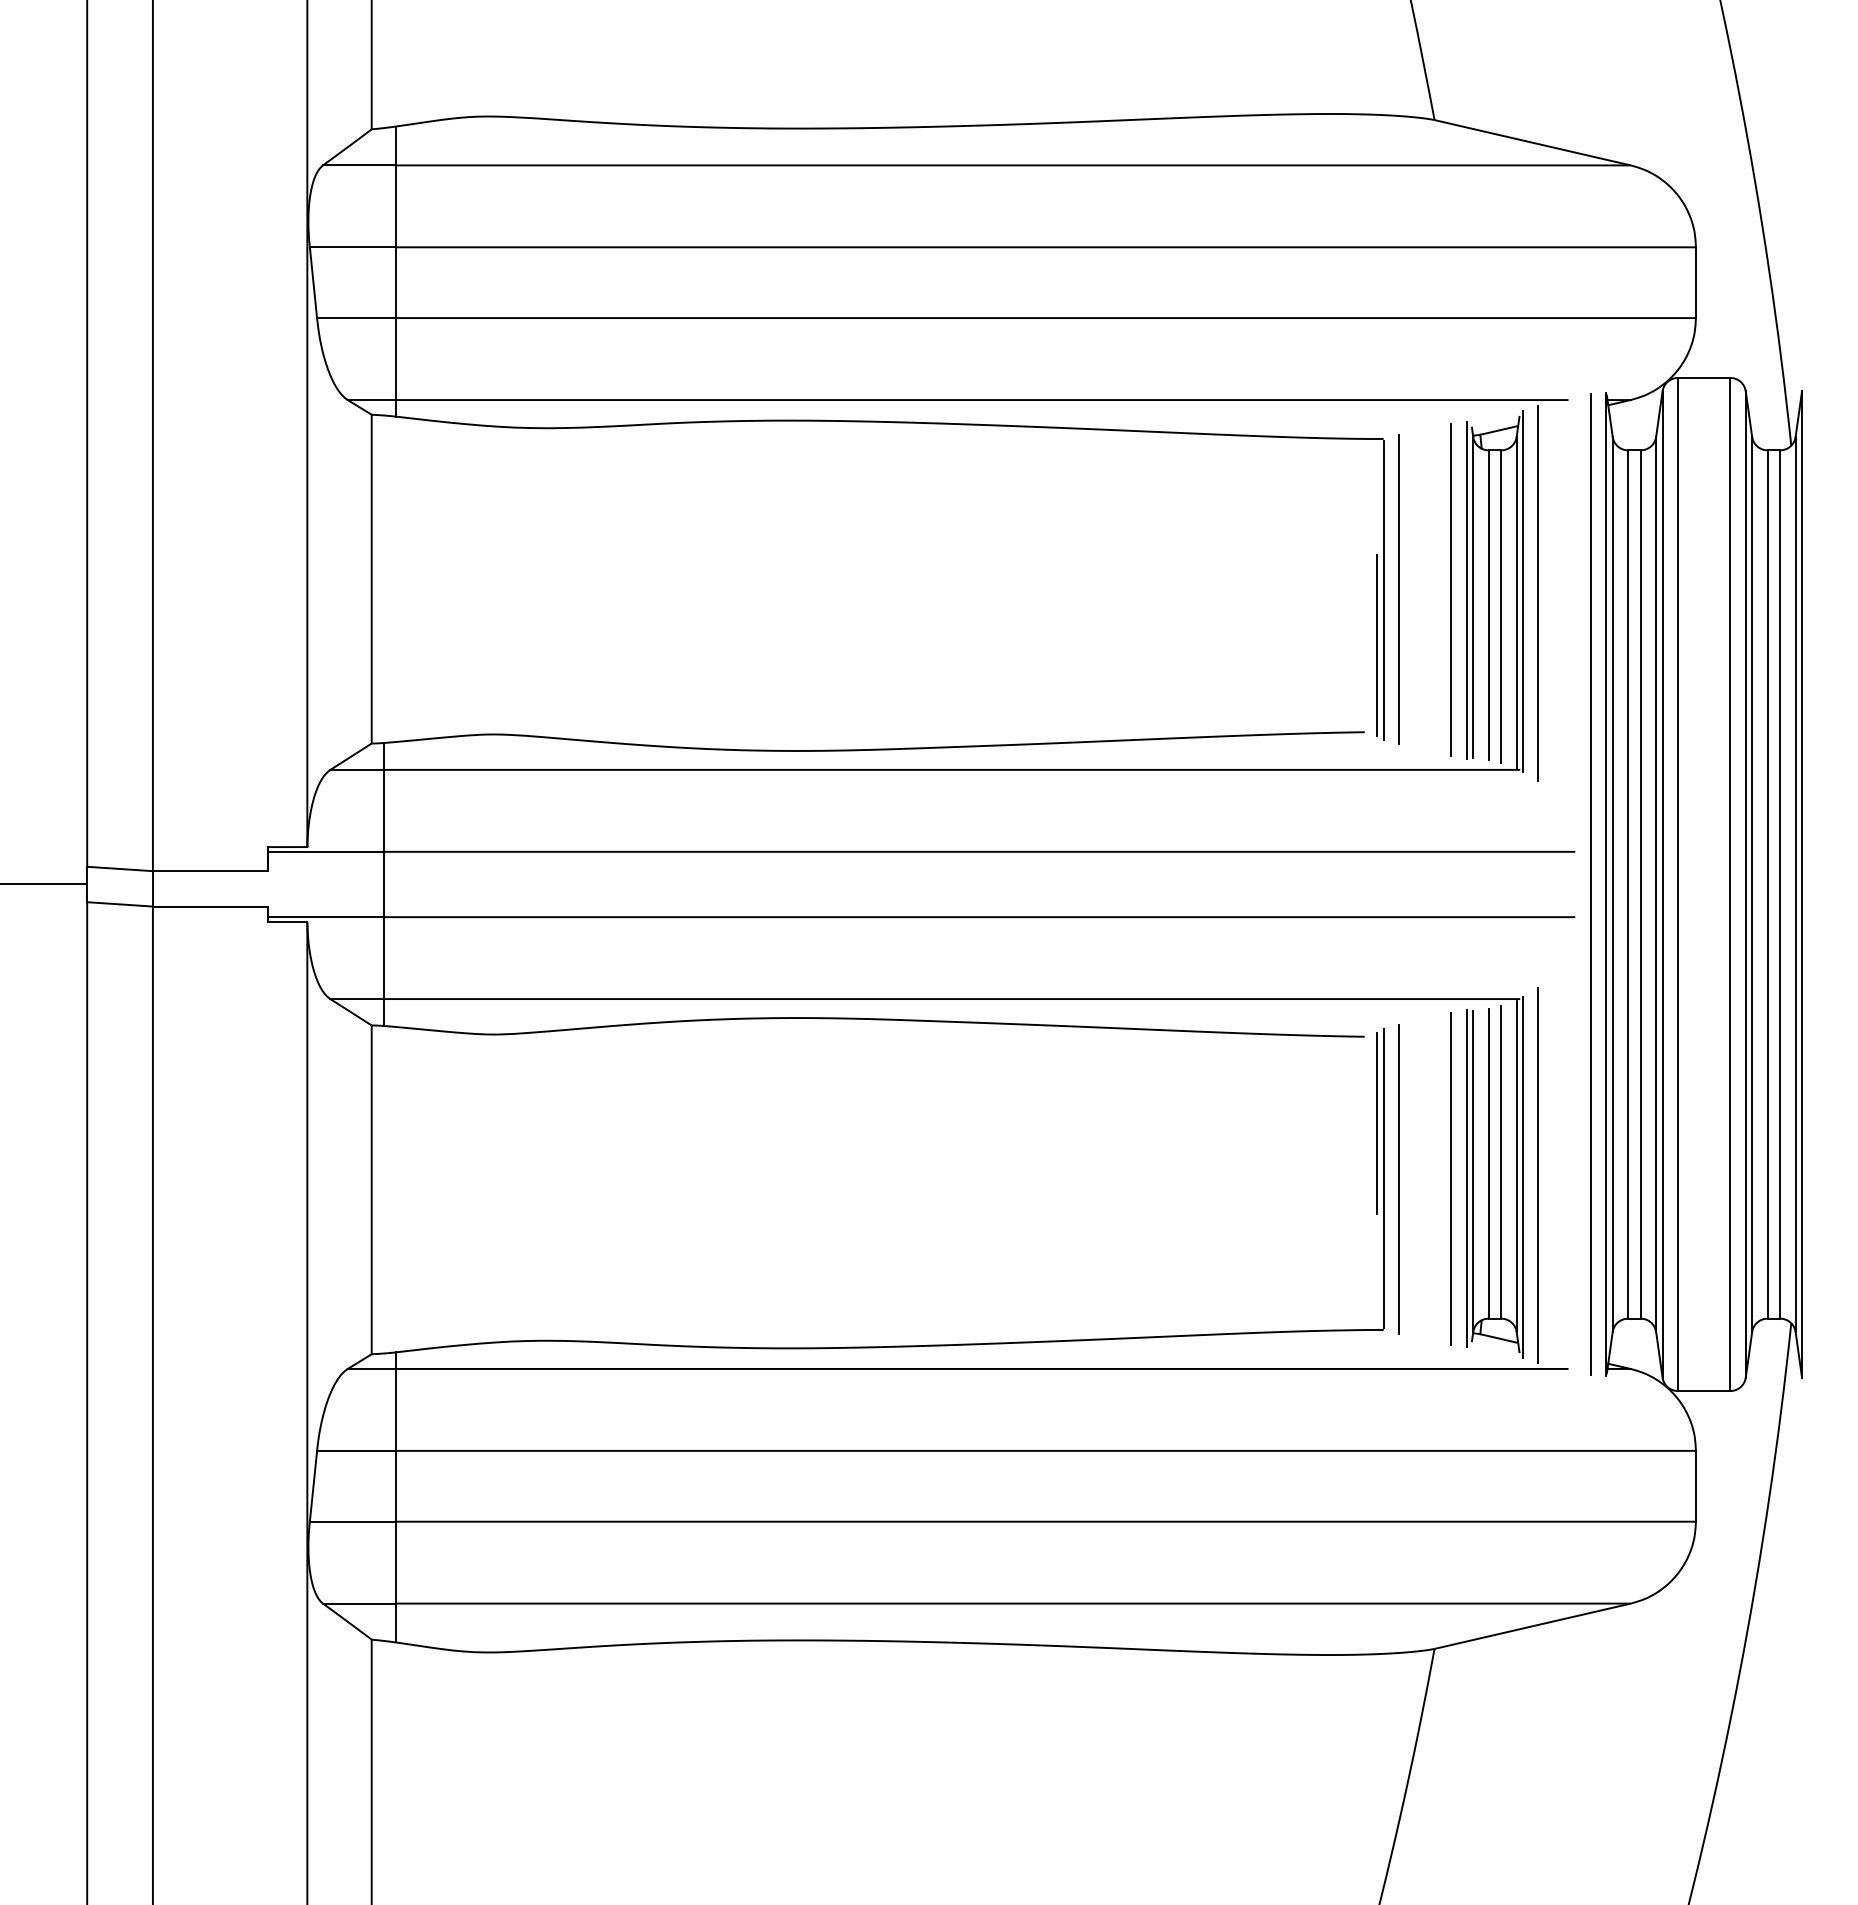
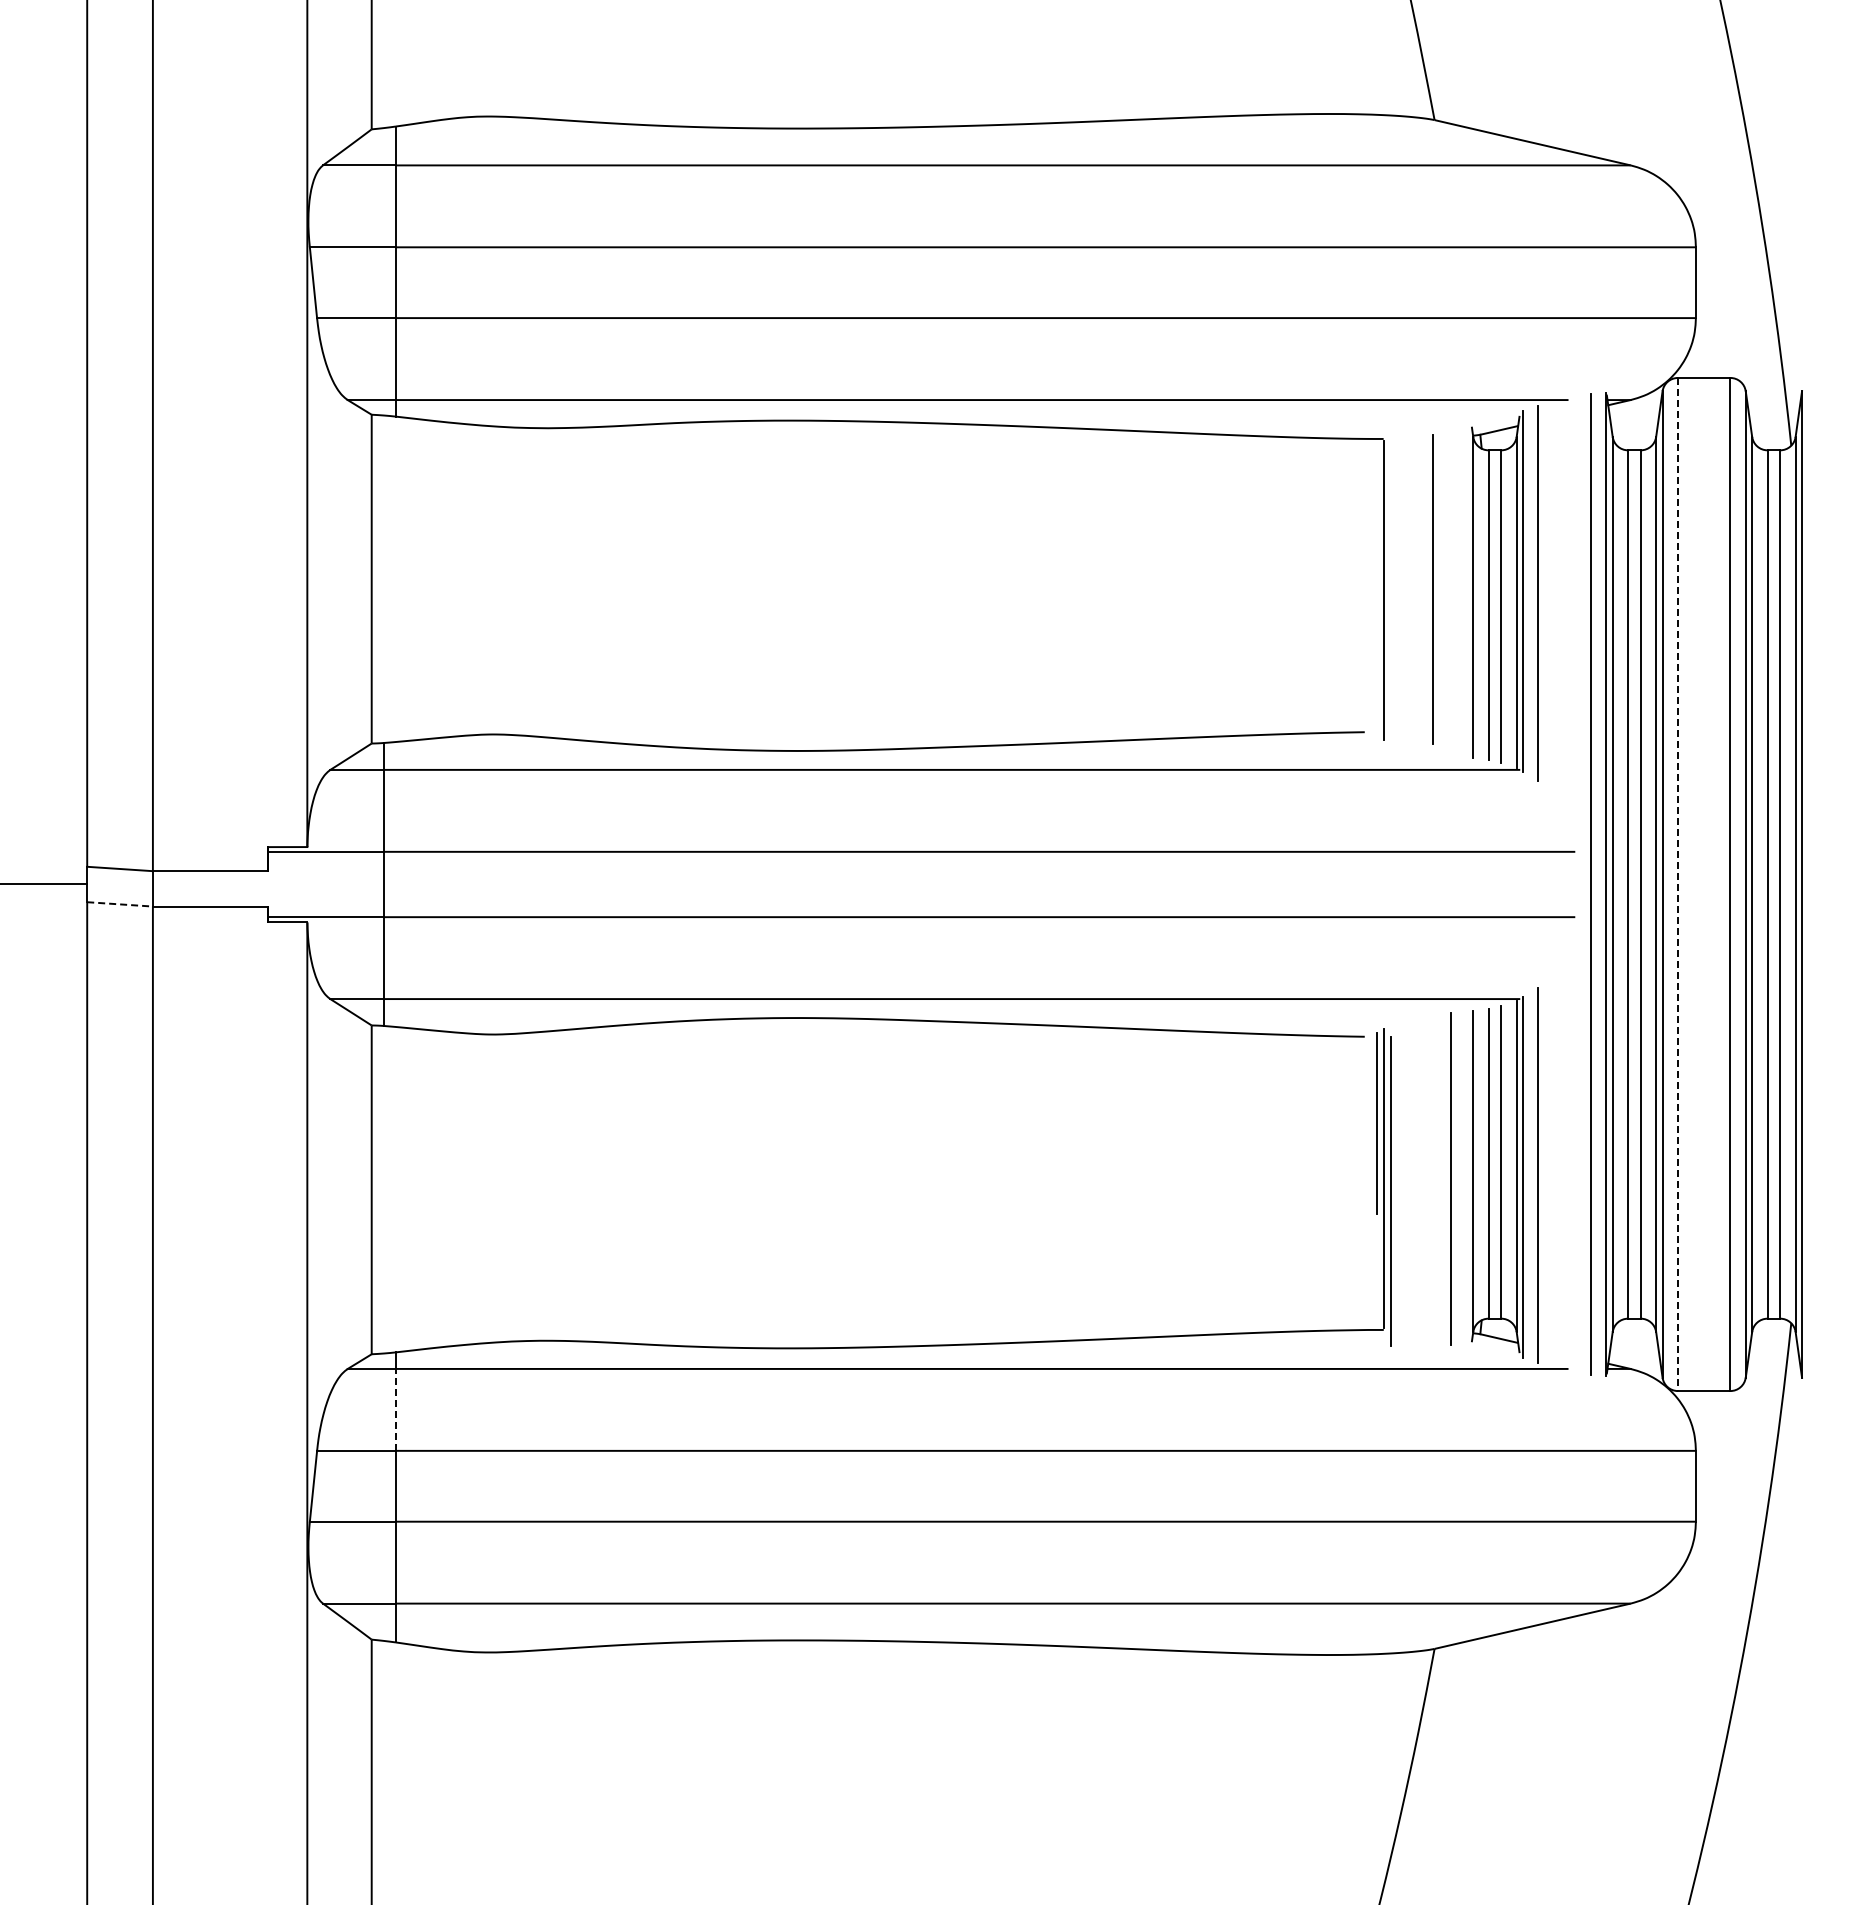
line position: (1398, 589) -> (1432, 589) (1432, 589)
line: present -> none (1451, 589)
line: present -> none (1466, 590)
line: present -> none (1377, 644)
line: solid -> dashed (1677, 884)
line: solid -> dashed (120, 904)
line: present -> none (1466, 1178)
line position: (1398, 1179) -> (1390, 1191) (1390, 1191)
line: solid -> dashed (395, 1409)
